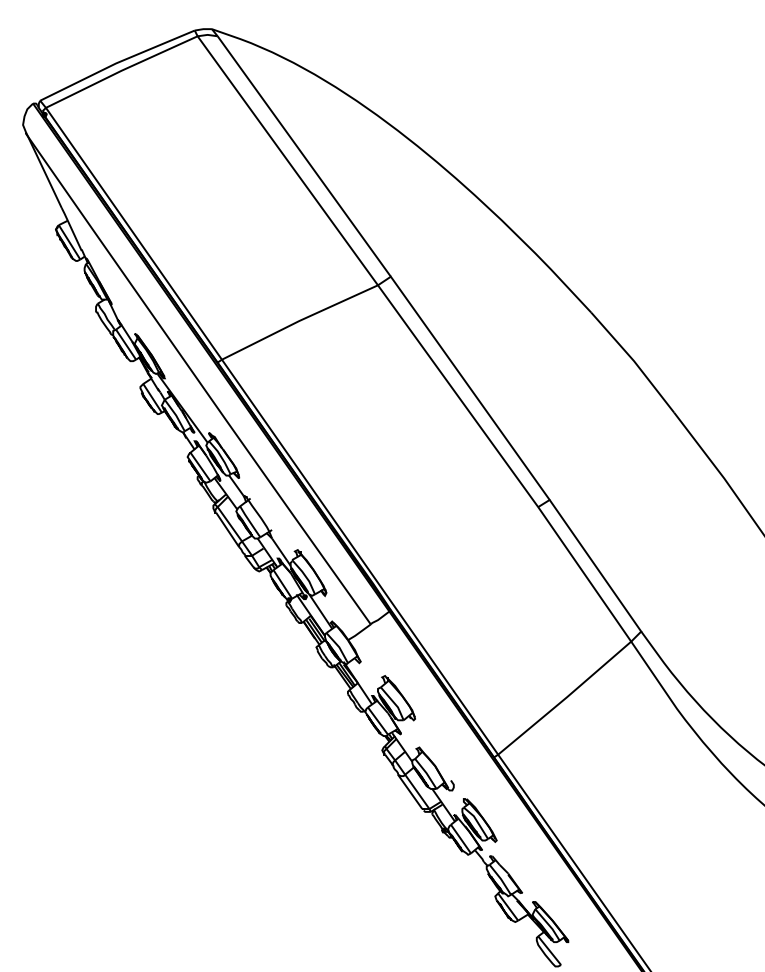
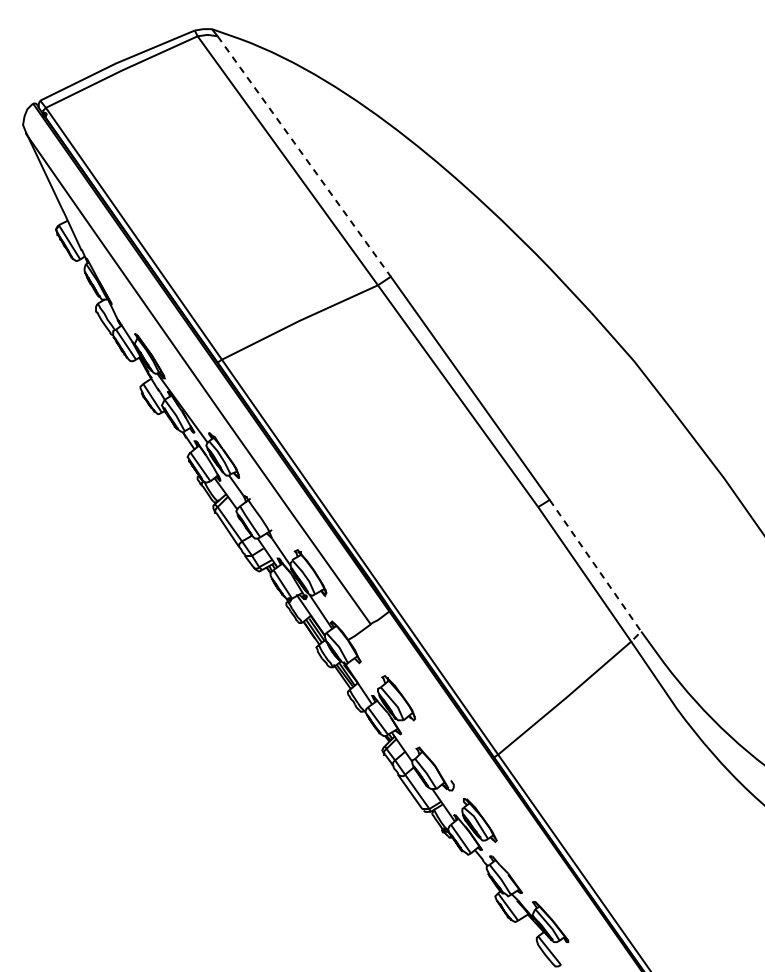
line: solid -> dashed (304, 156)
line: solid -> dashed (600, 572)
